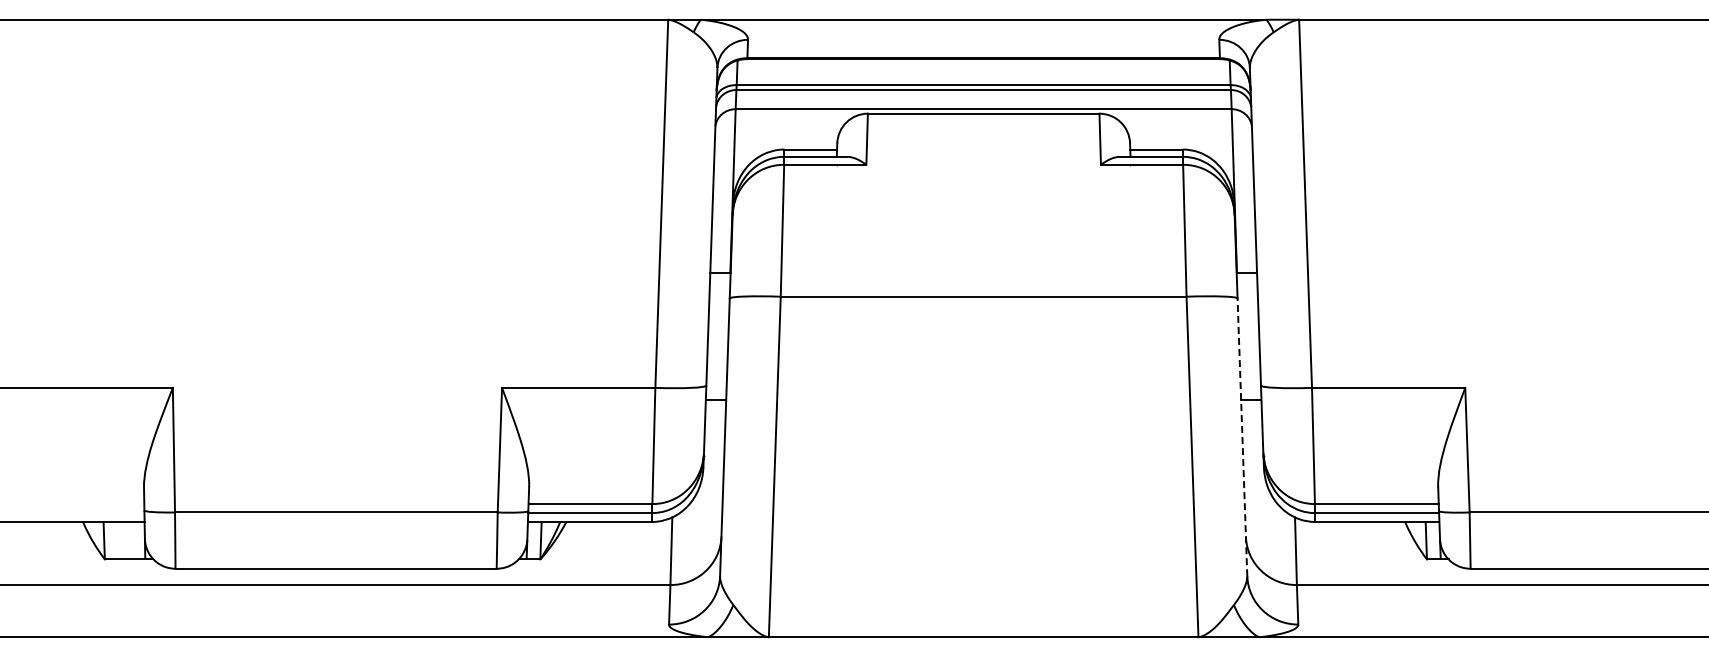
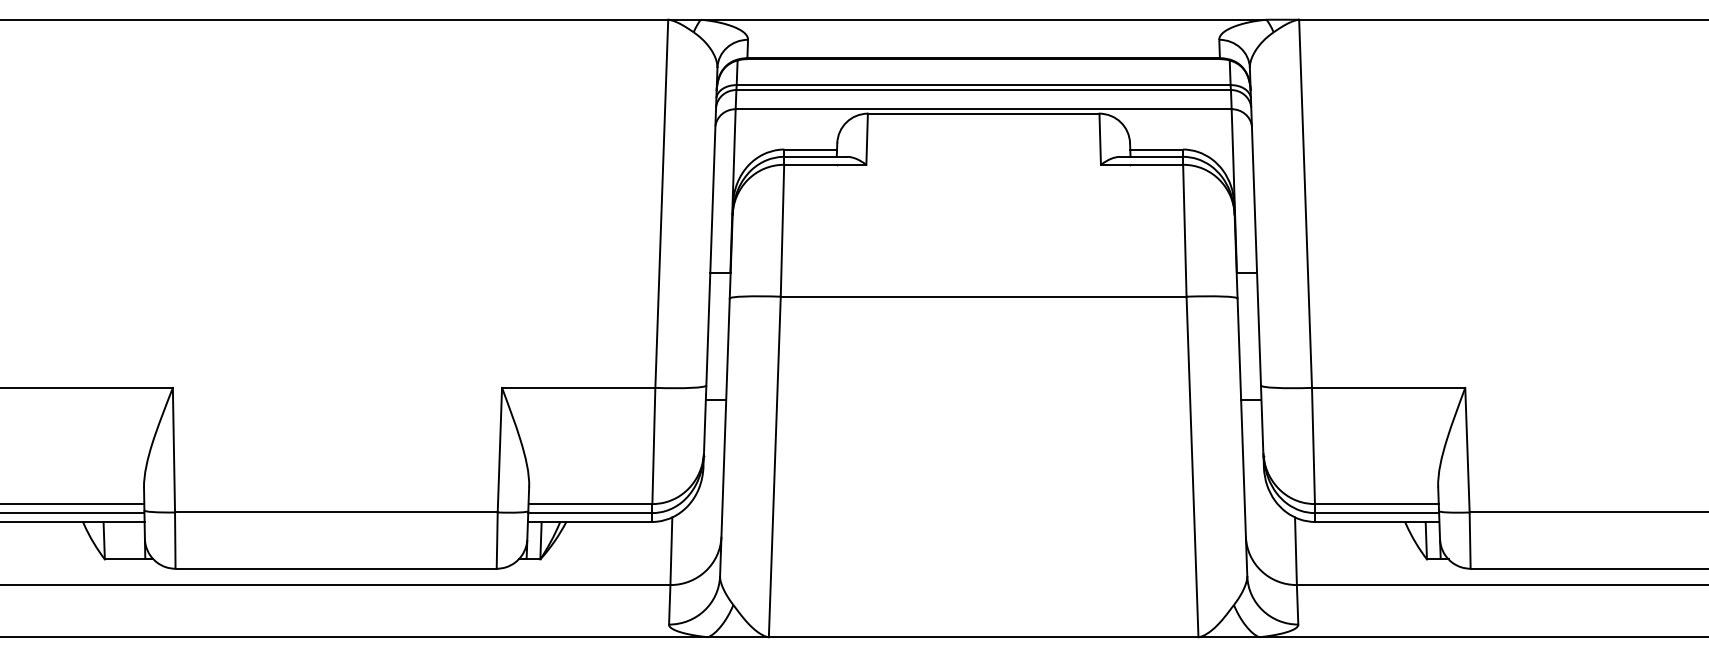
line: dashed -> solid (1242, 437)
line: none -> present (73, 504)
line: none -> present (73, 513)
